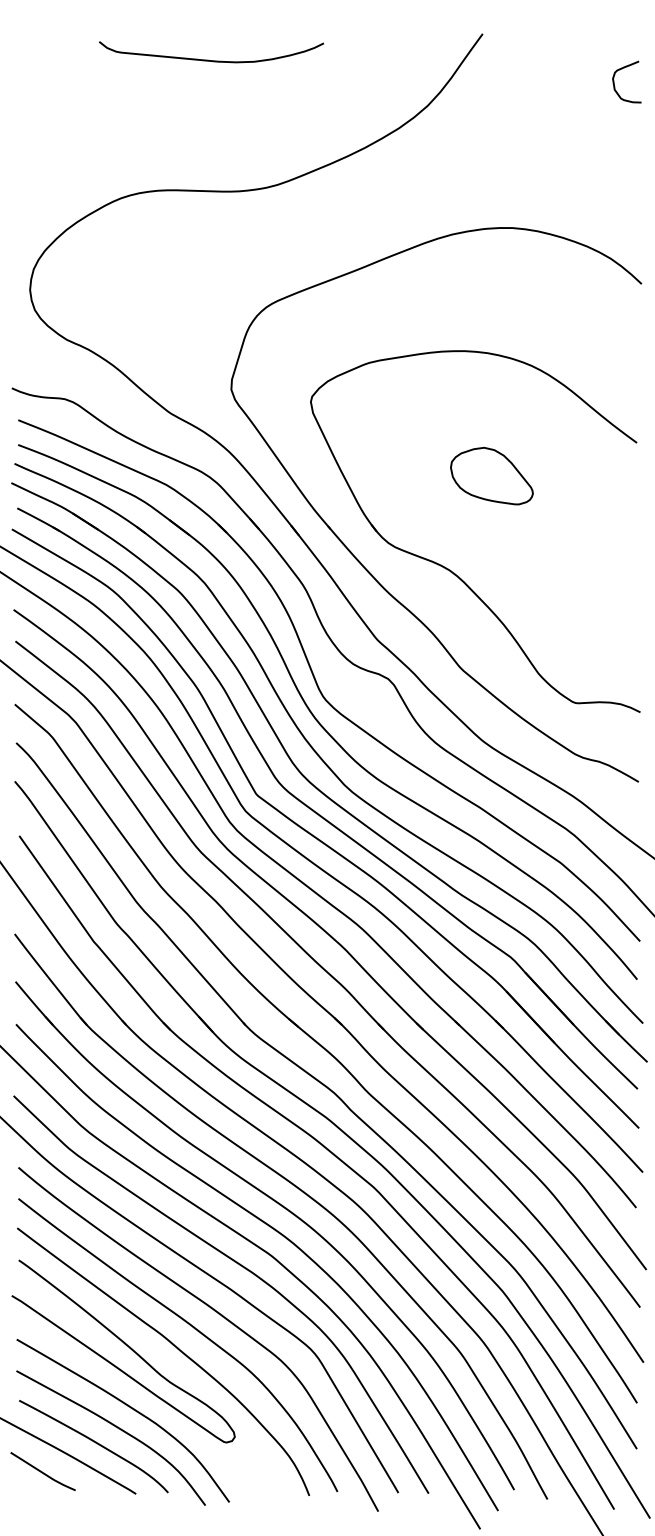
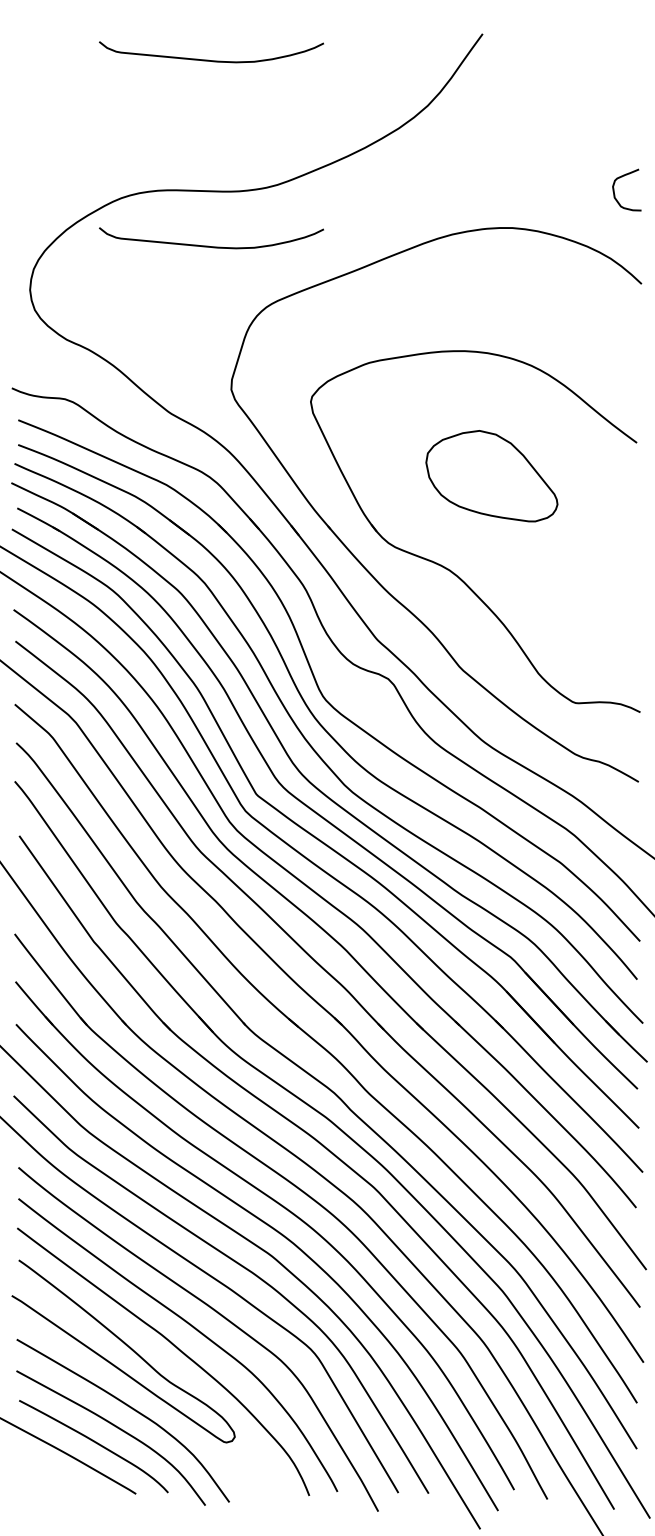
curve position: (614, 81) -> (614, 189) (614, 189)
curve: none -> present (208, 245)
part size: 84x60 px -> 134x93 px (491, 476)
curve: present -> none (42, 1471)
